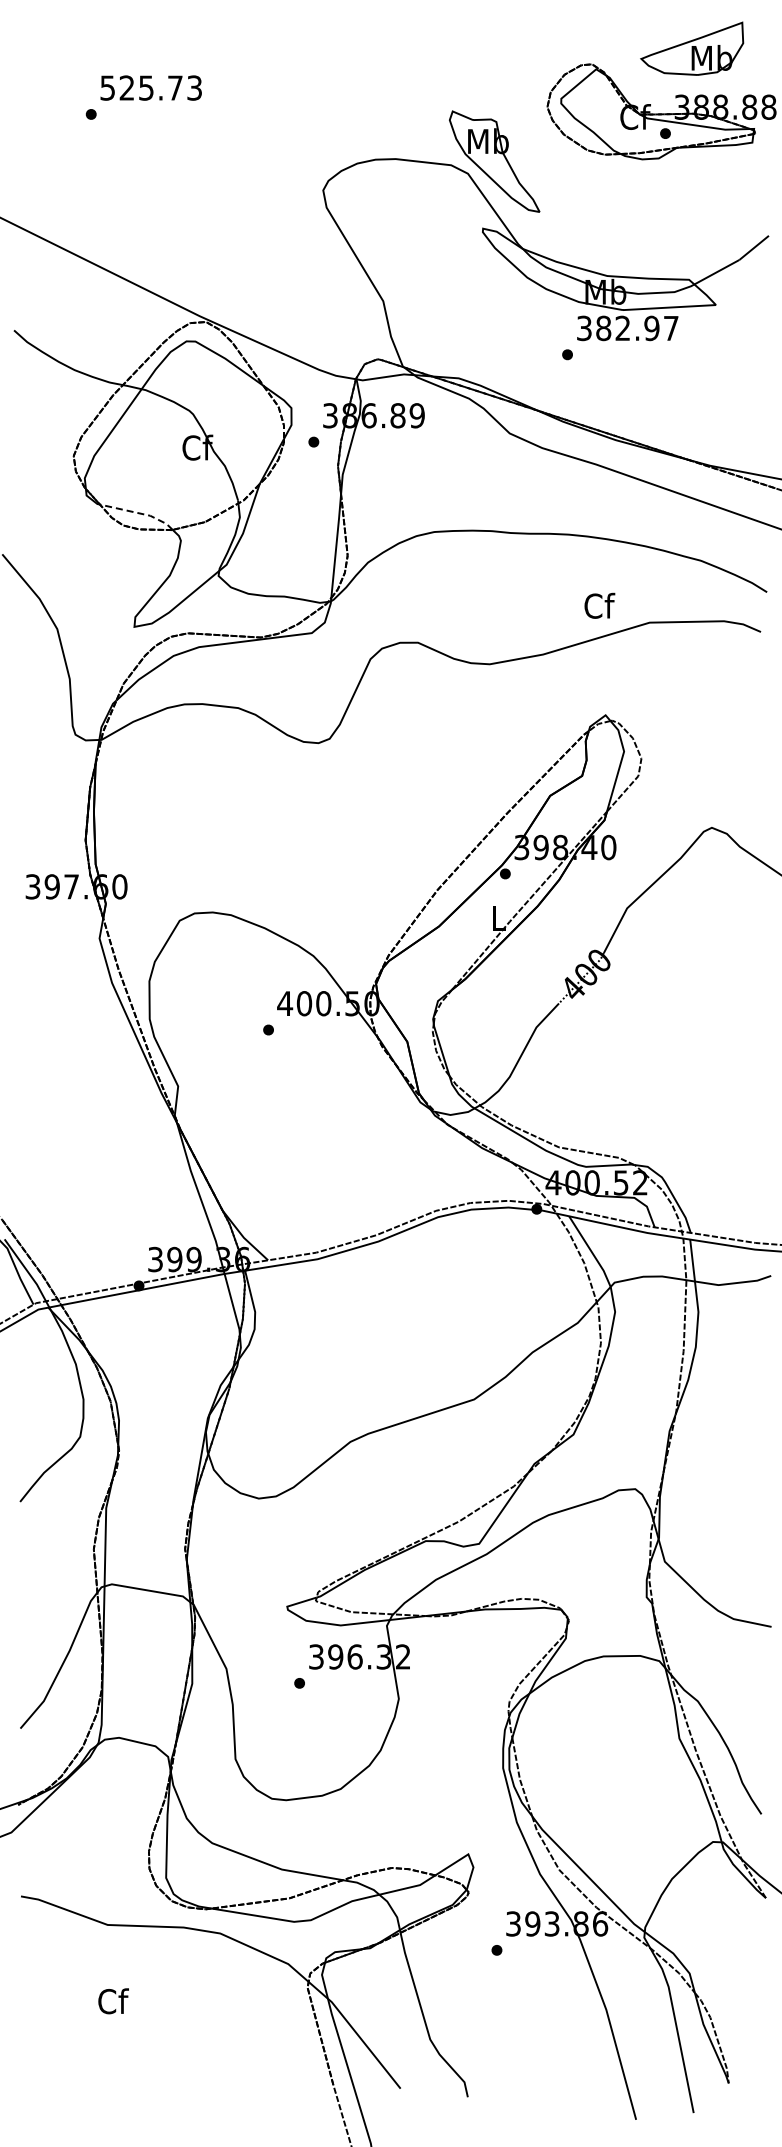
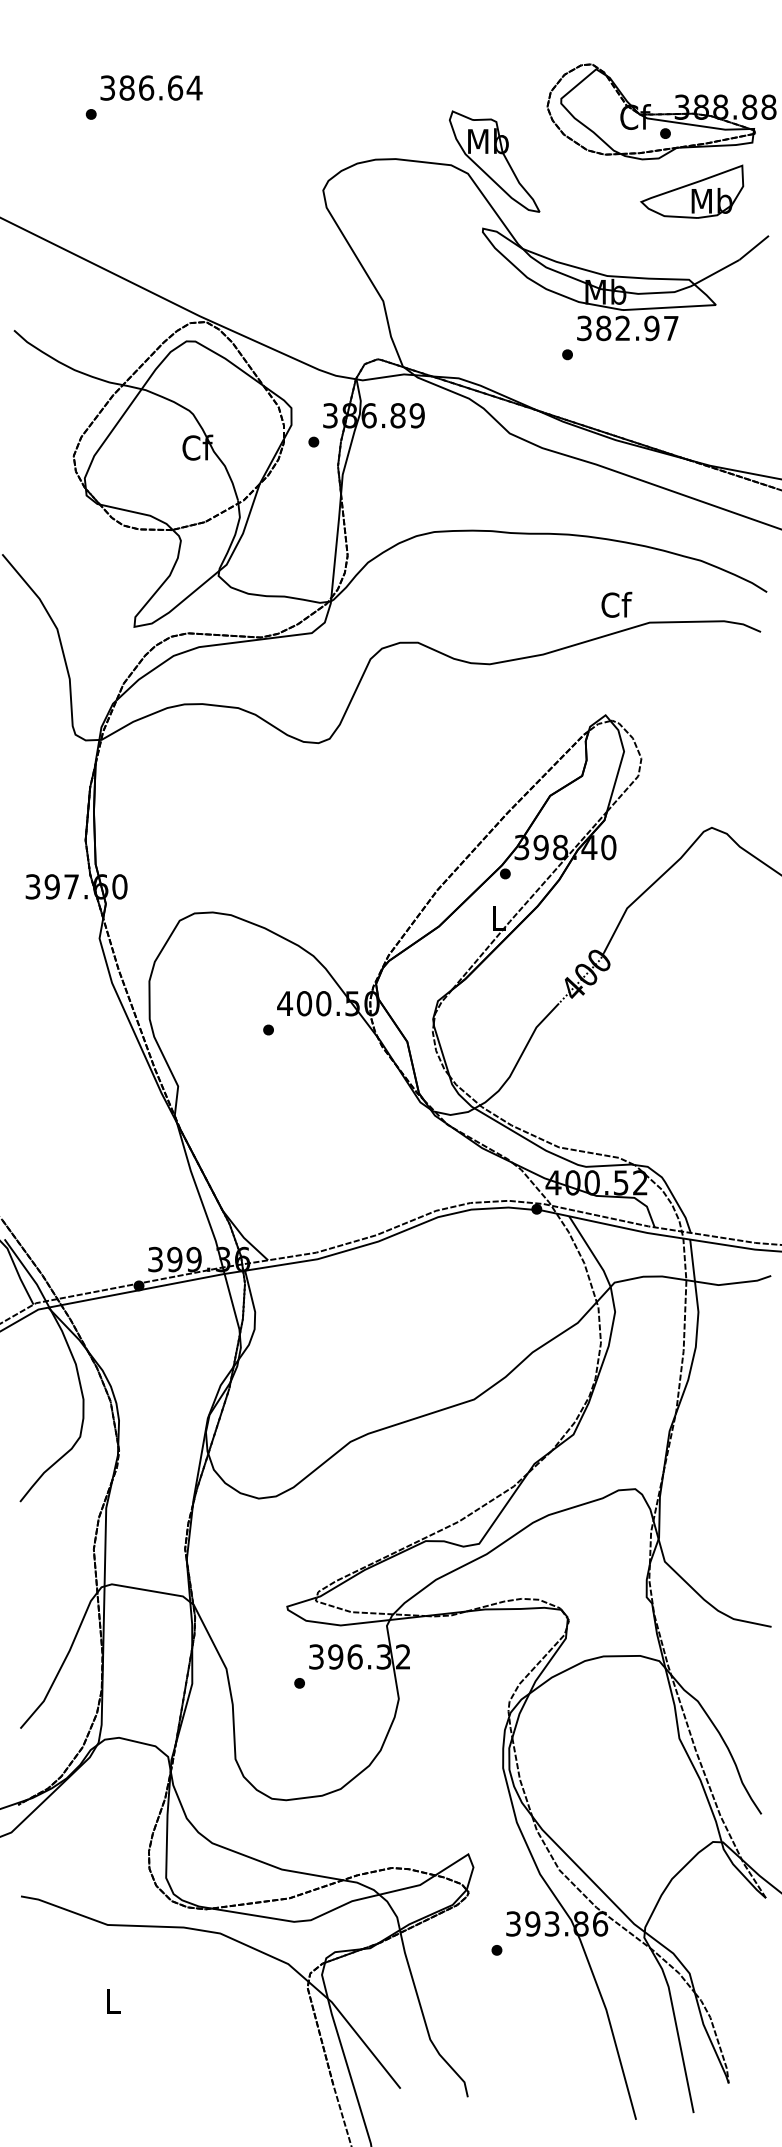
part position: (692, 48) -> (692, 191) (692, 191)
text: 525.73 -> 386.64 (151, 87)
line: dashed -> solid (139, 513)
text position: (599, 605) -> (616, 604) (616, 604)
text: Cf -> L (113, 2001)
